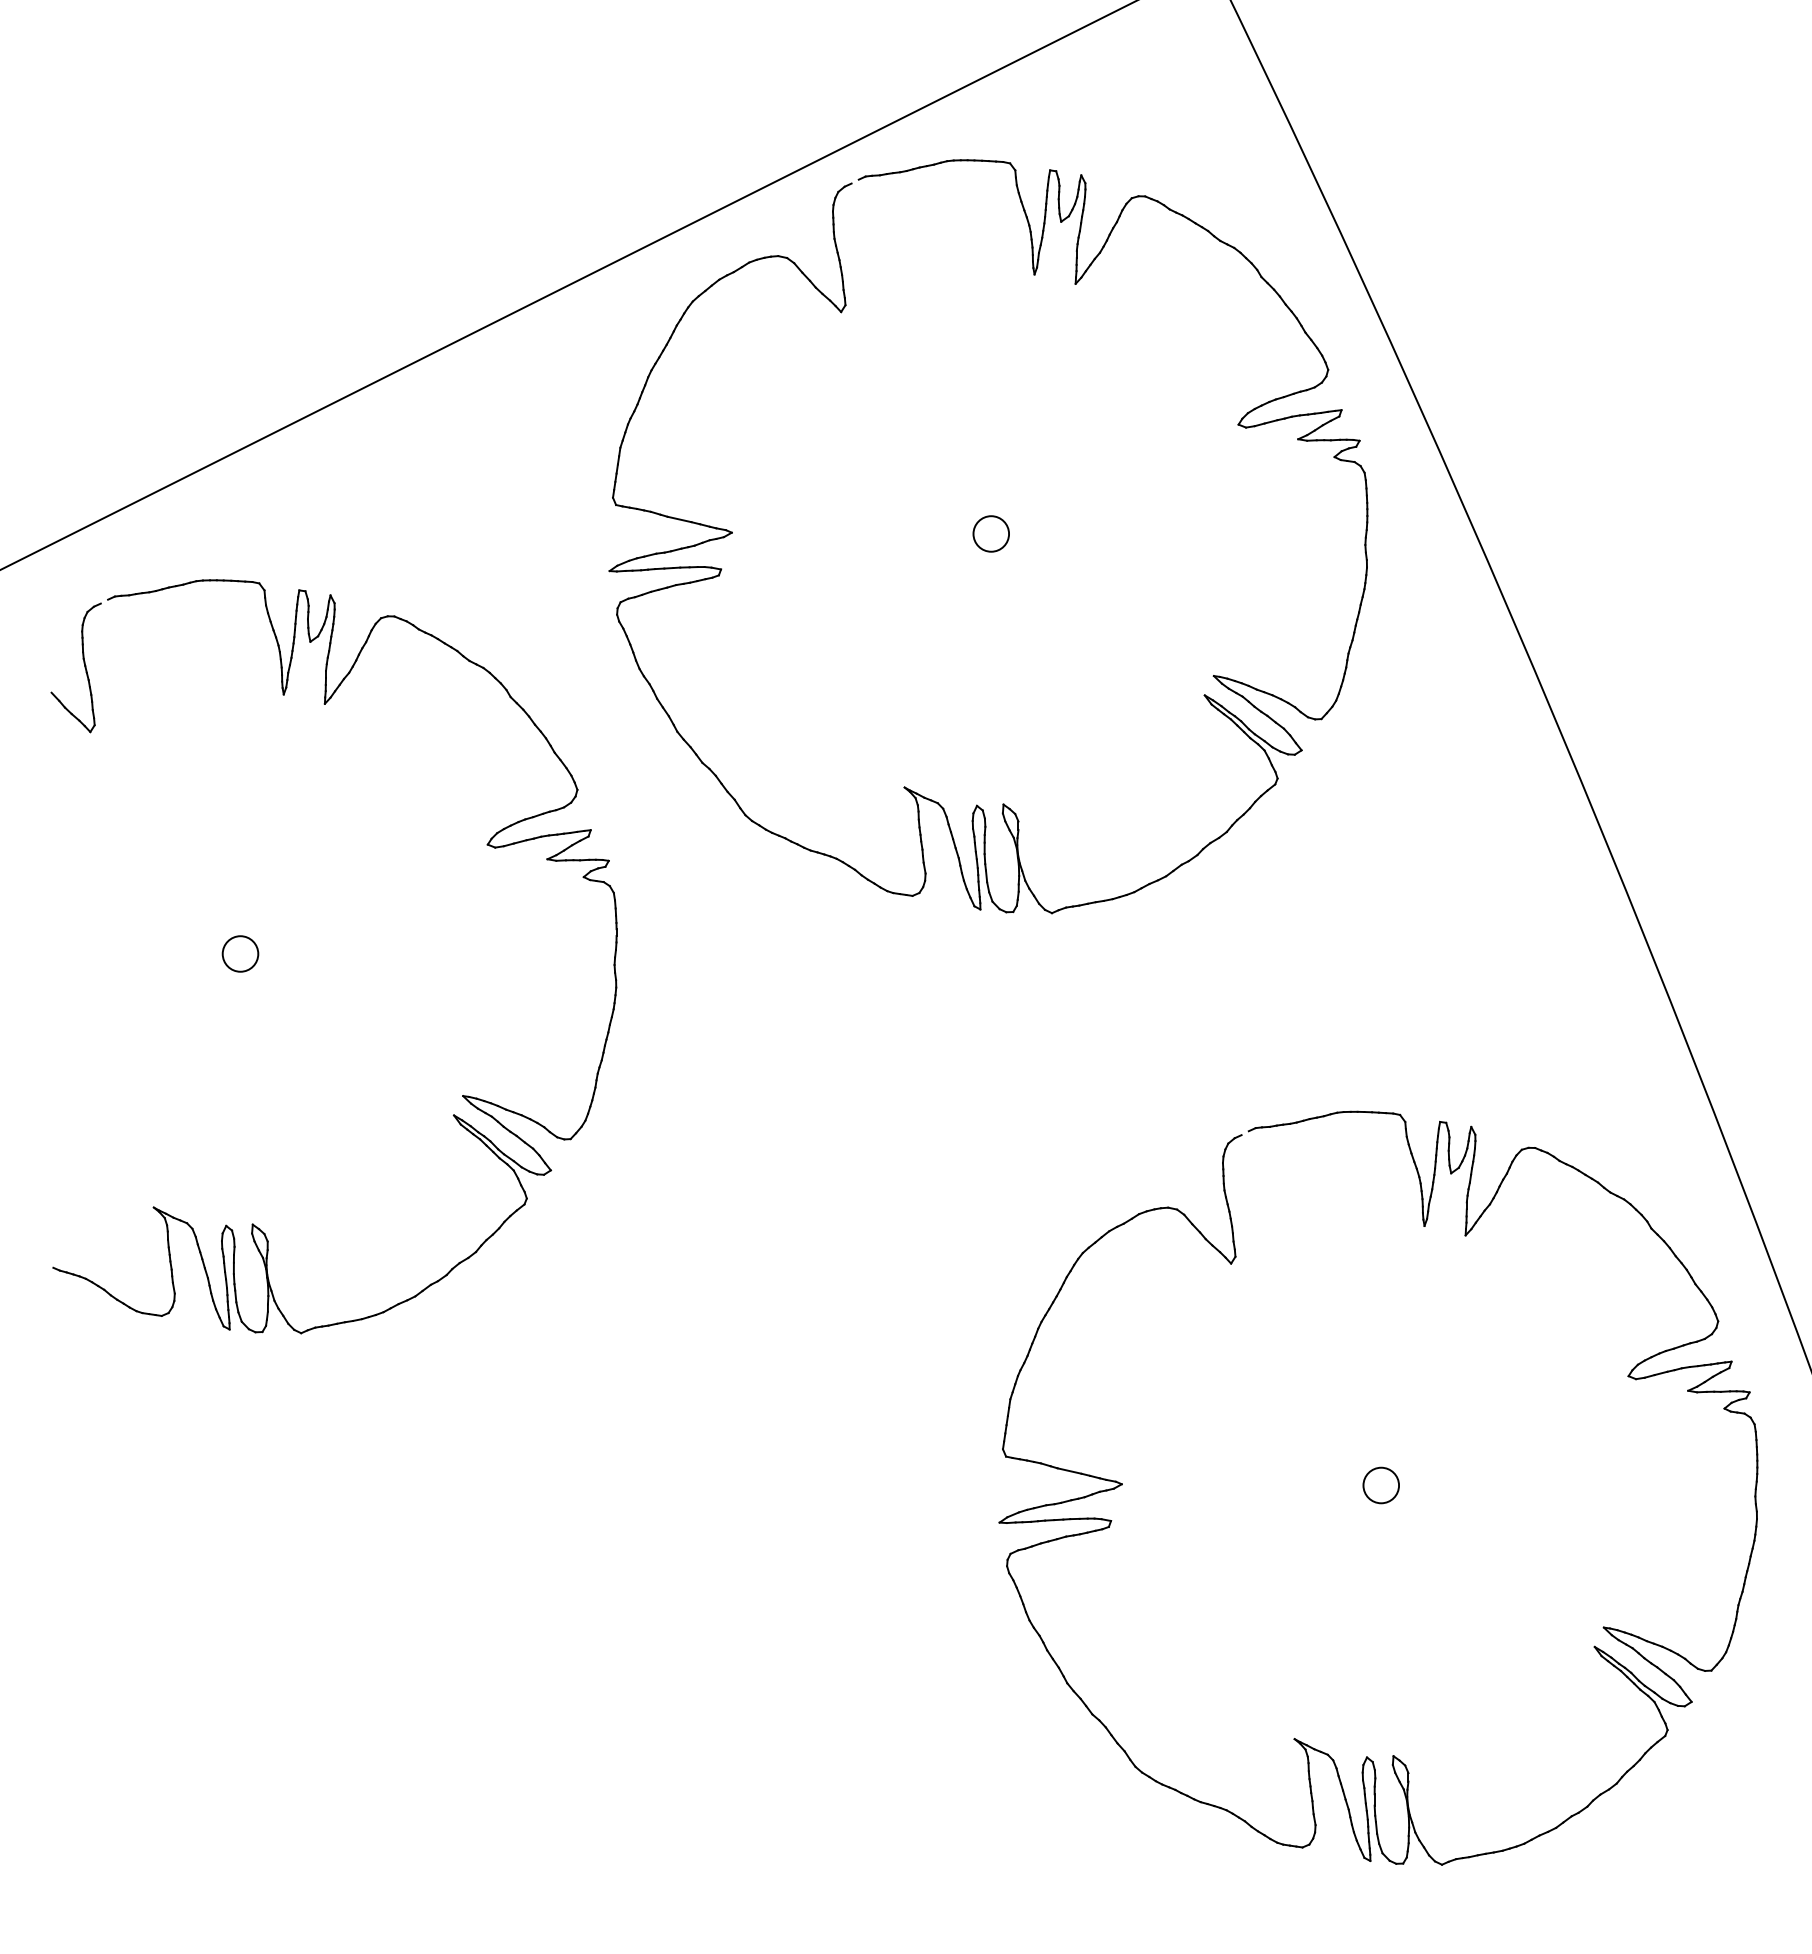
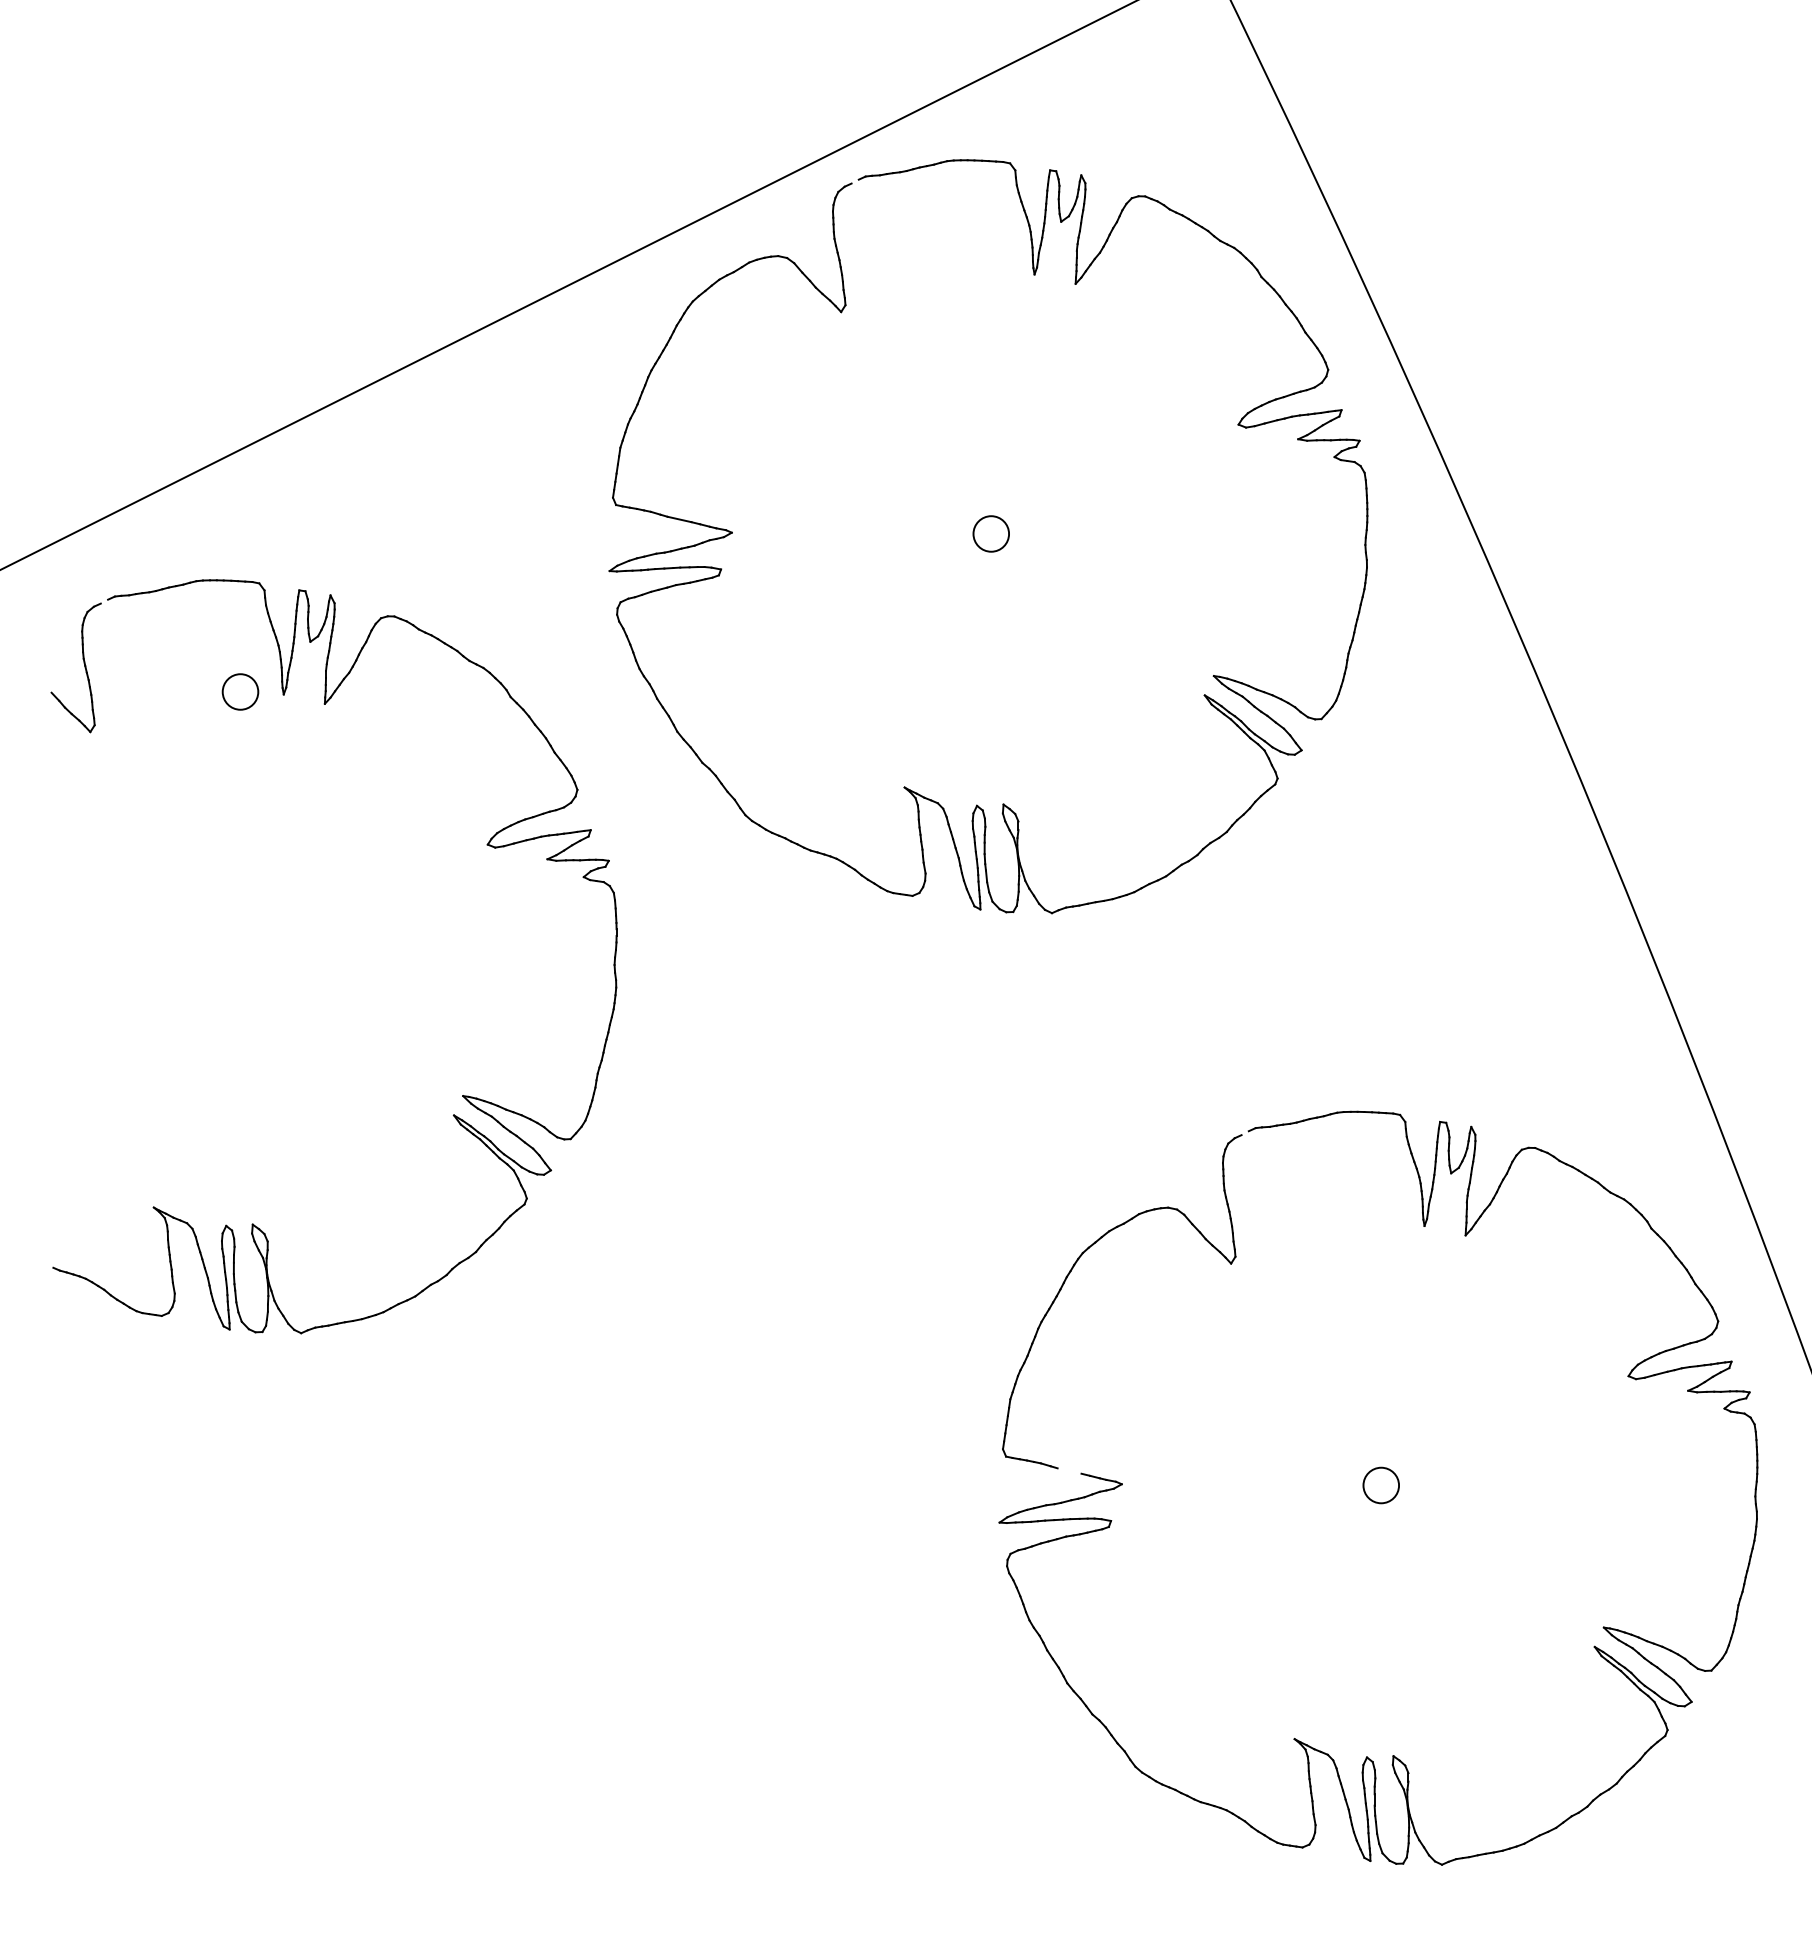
circle position: (240, 953) -> (240, 691) (240, 691)
line: present -> none (1069, 1470)
